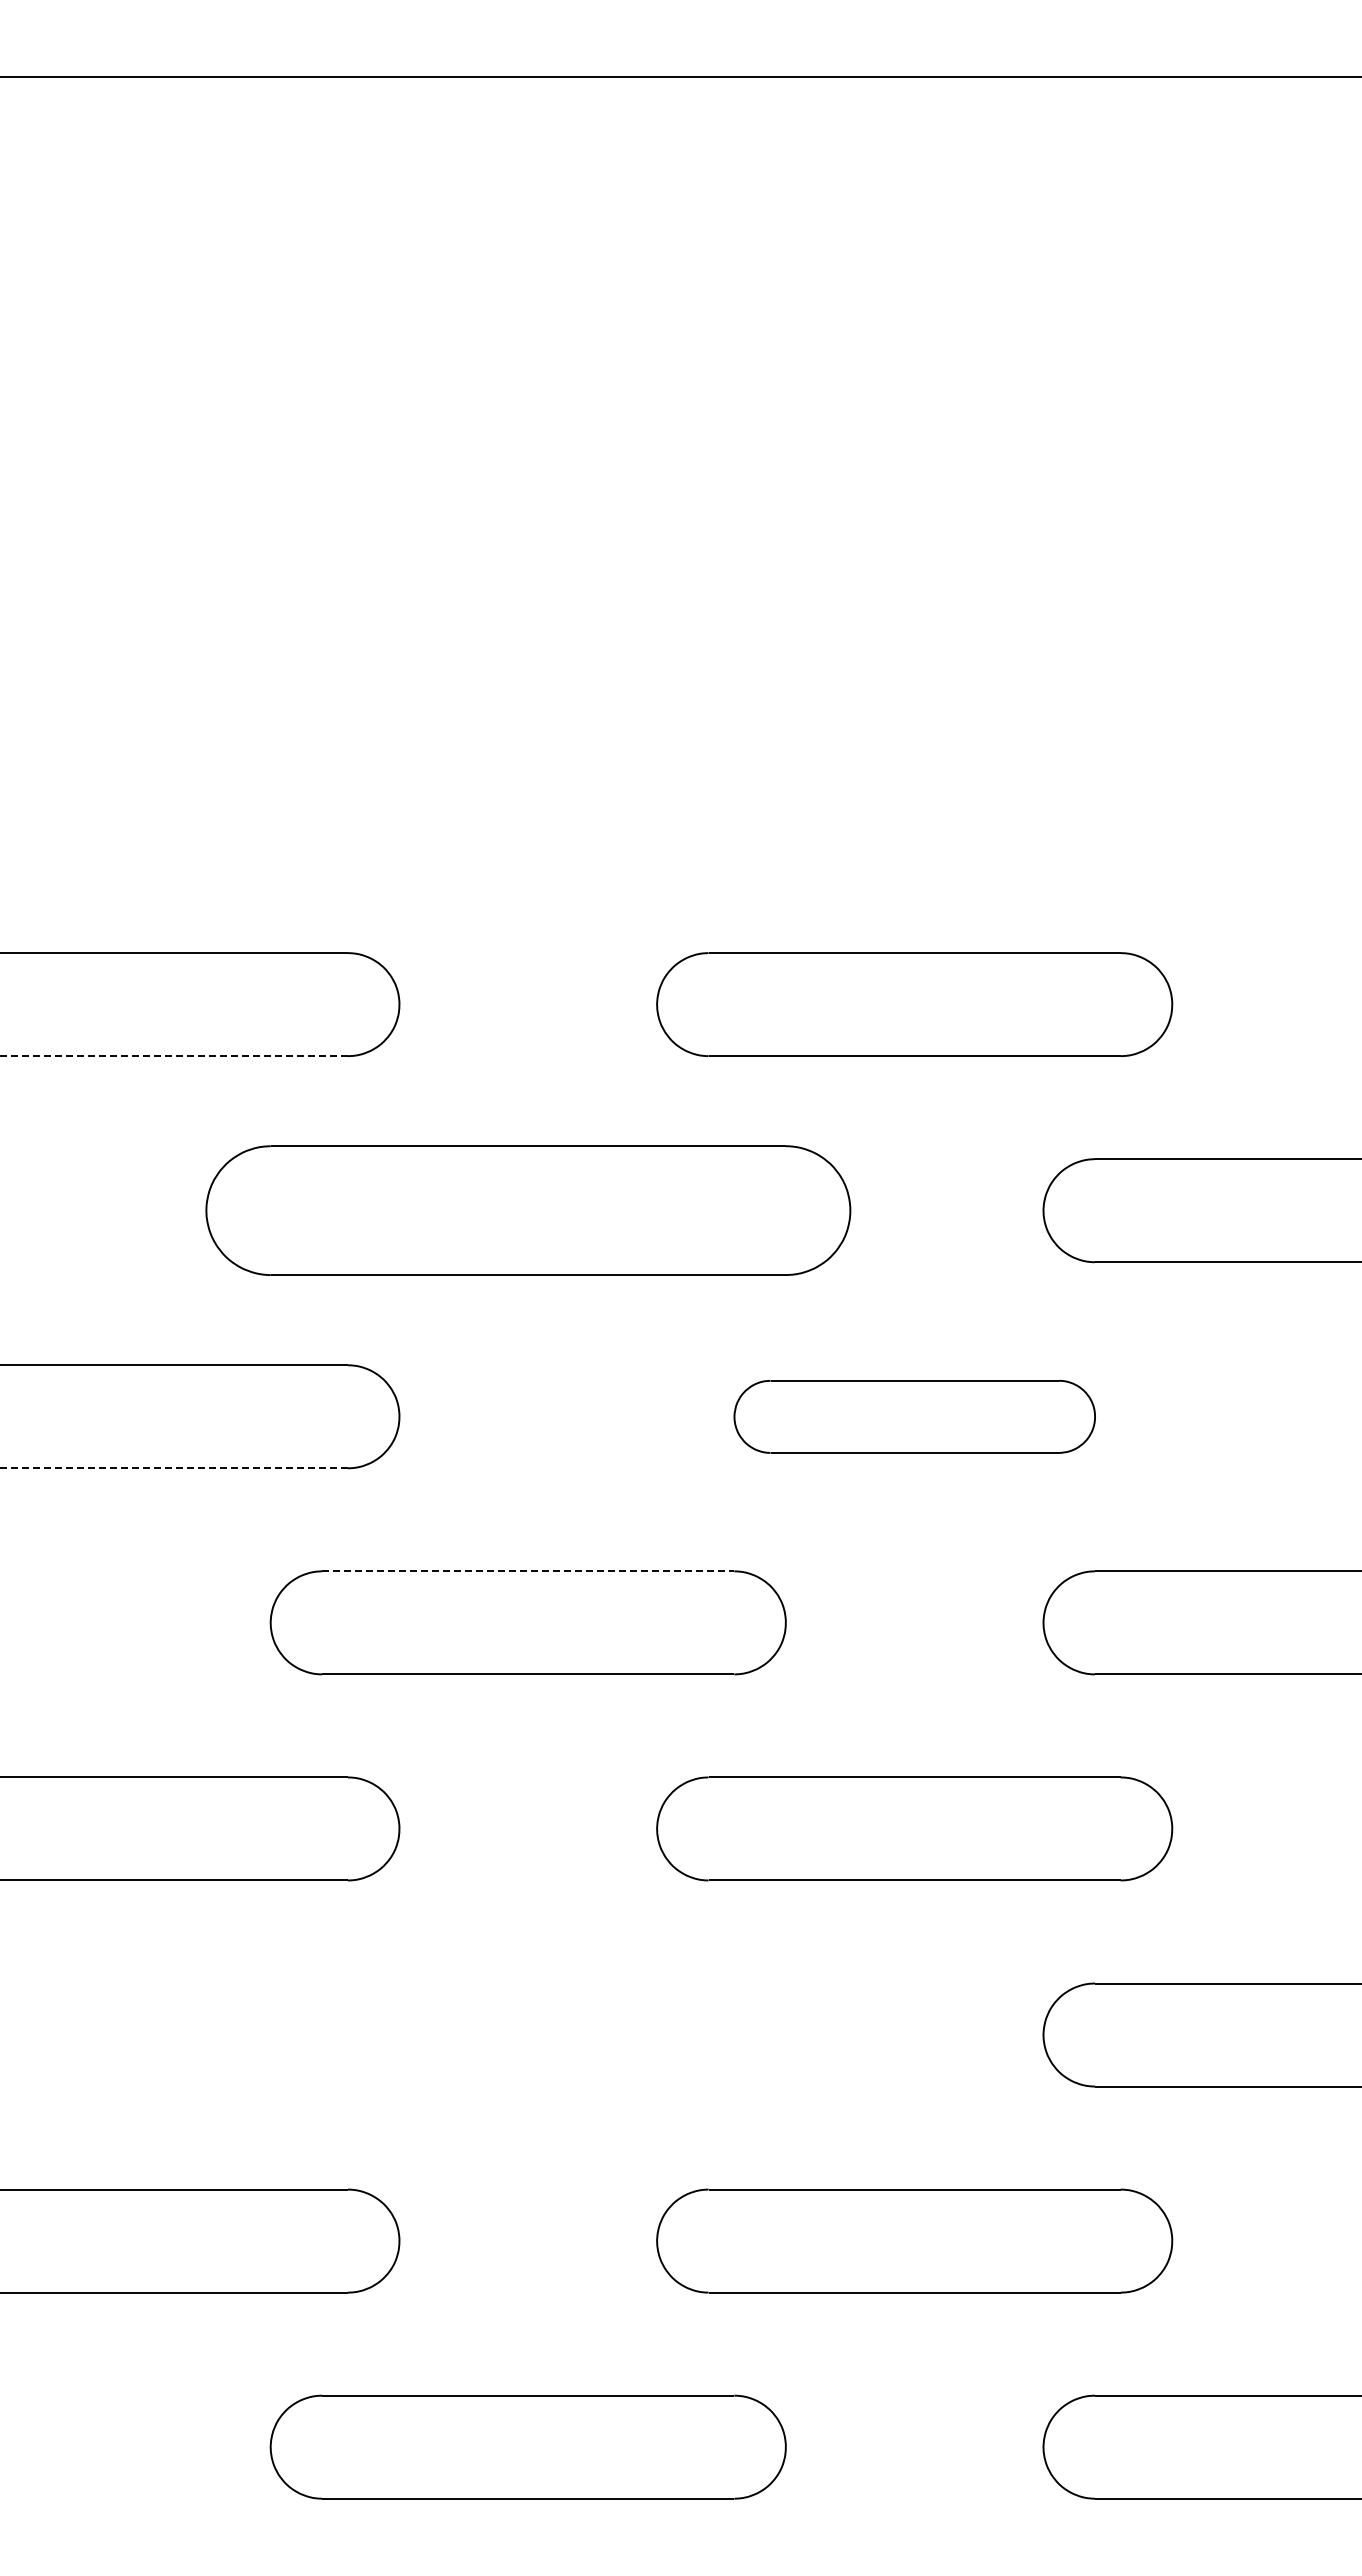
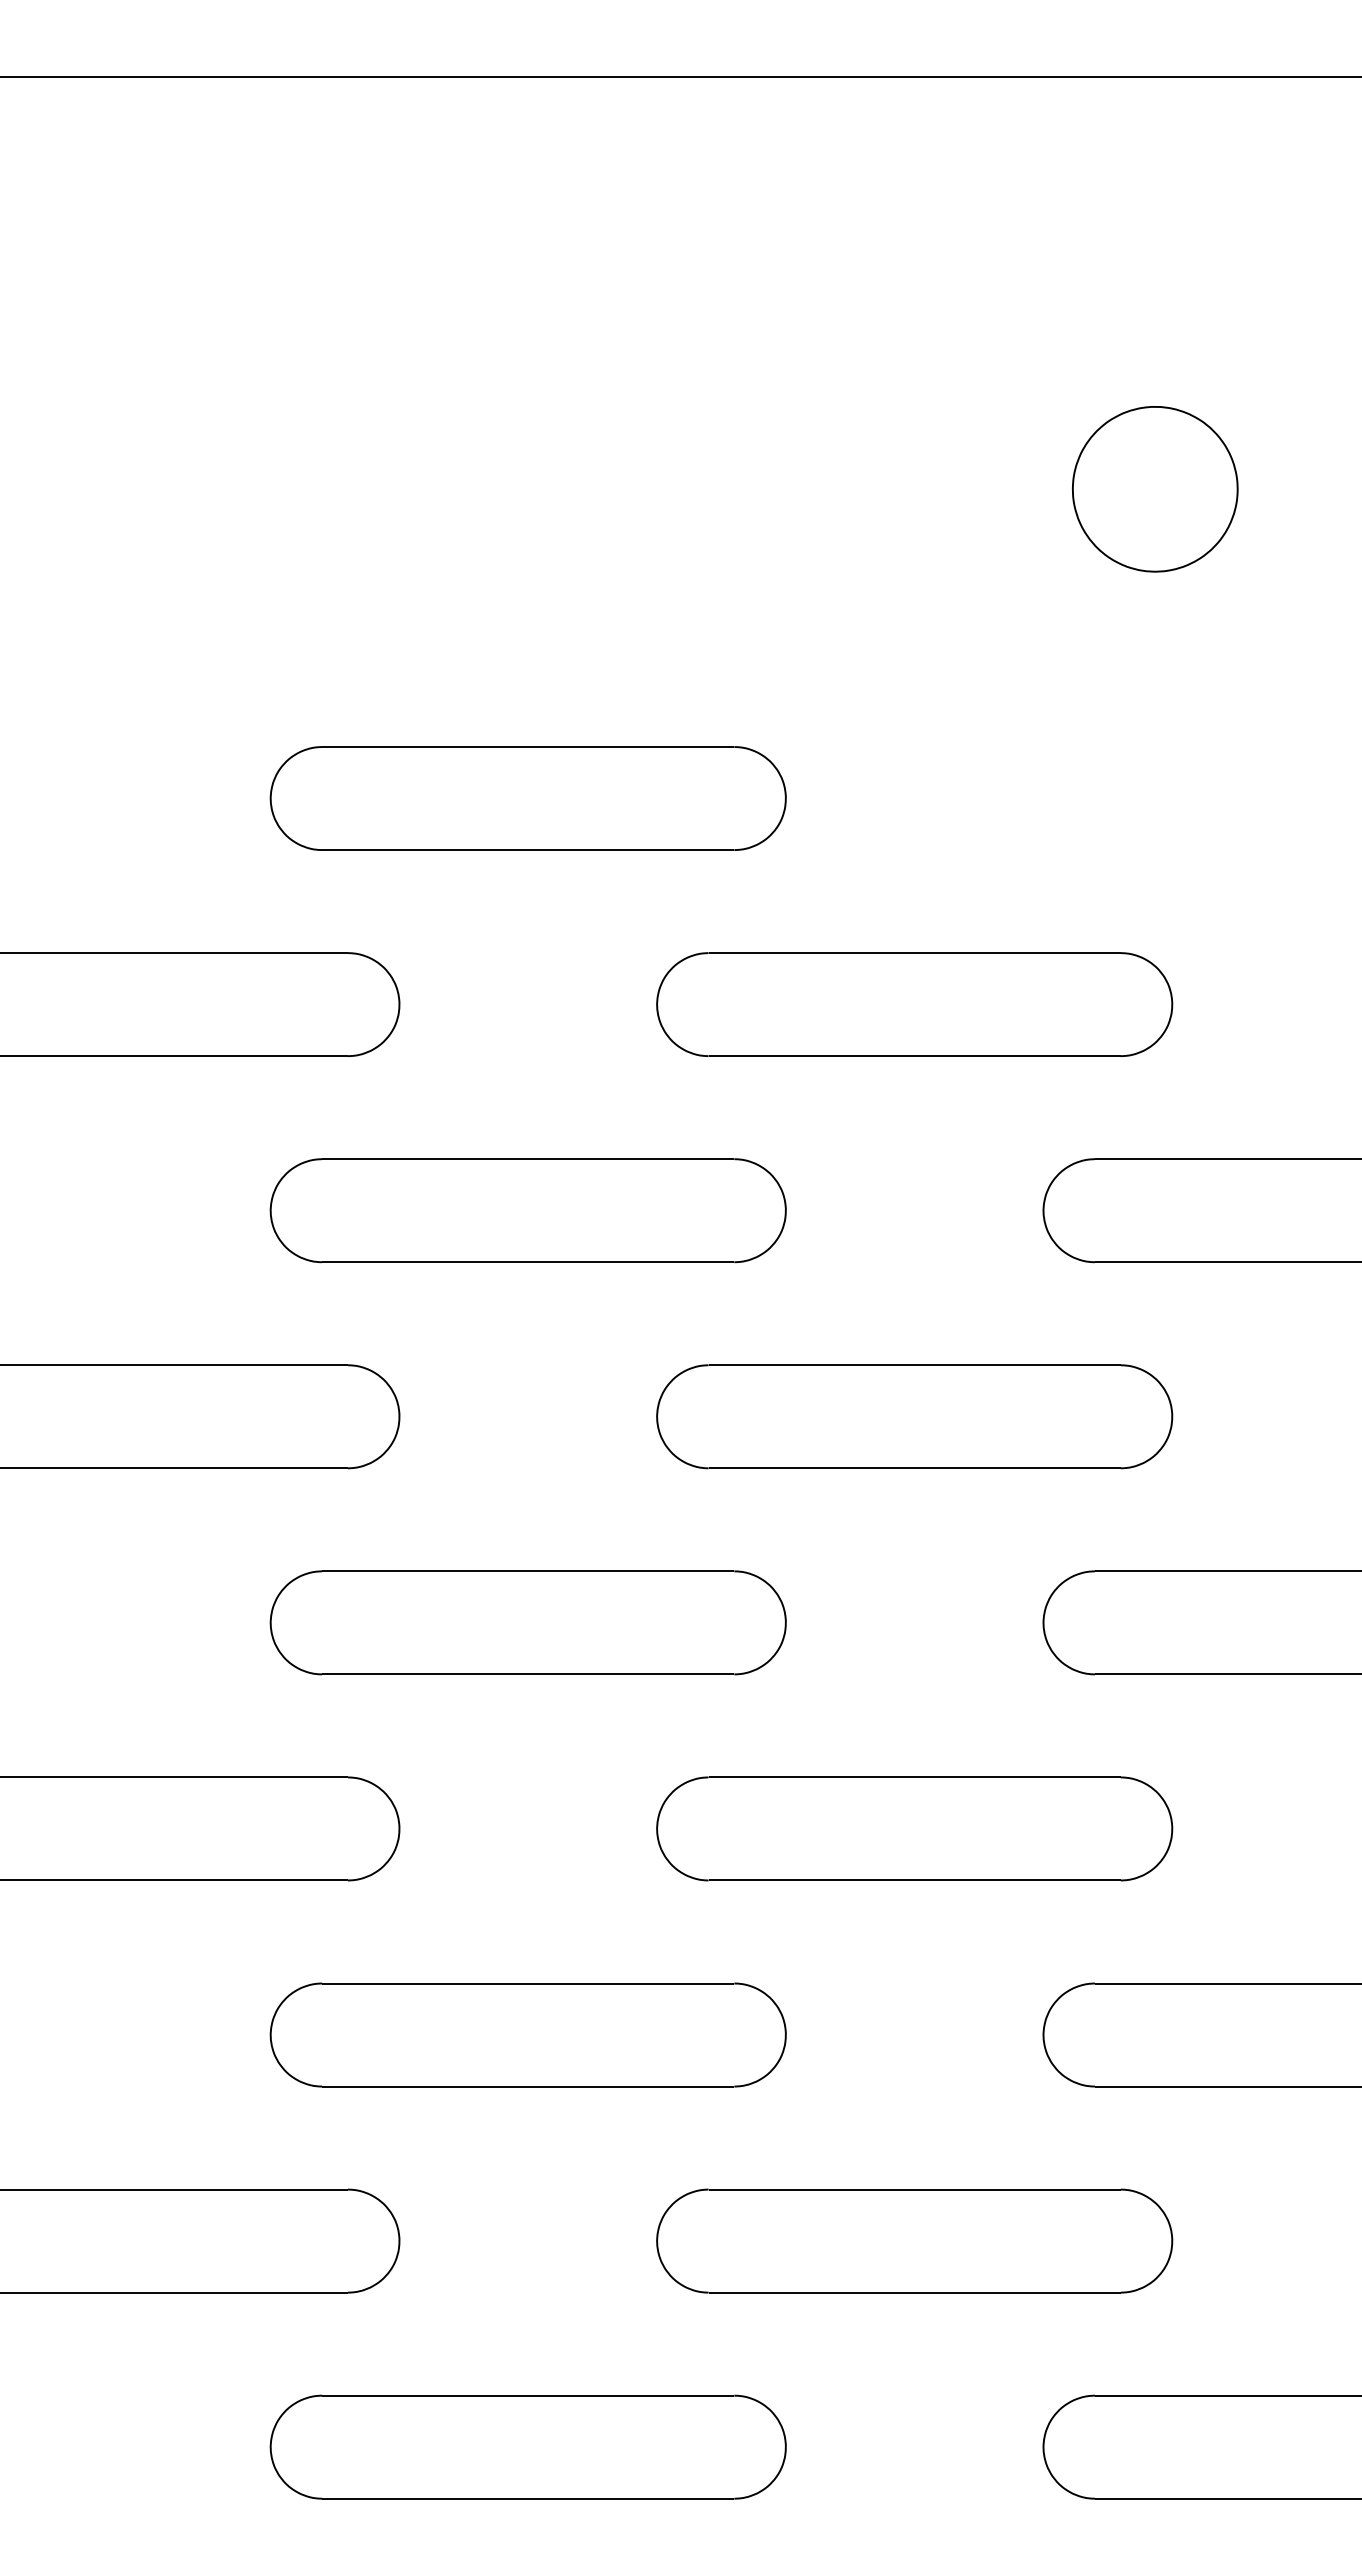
part: none -> present (1155, 489)
part: none -> present (527, 798)
line: dashed -> solid (174, 1056)
part size: 647x131 px -> 518x106 px (527, 1210)
part size: 363x75 px -> 518x106 px (914, 1416)
line: dashed -> solid (174, 1468)
line: dashed -> solid (528, 1571)
part: none -> present (527, 2034)
